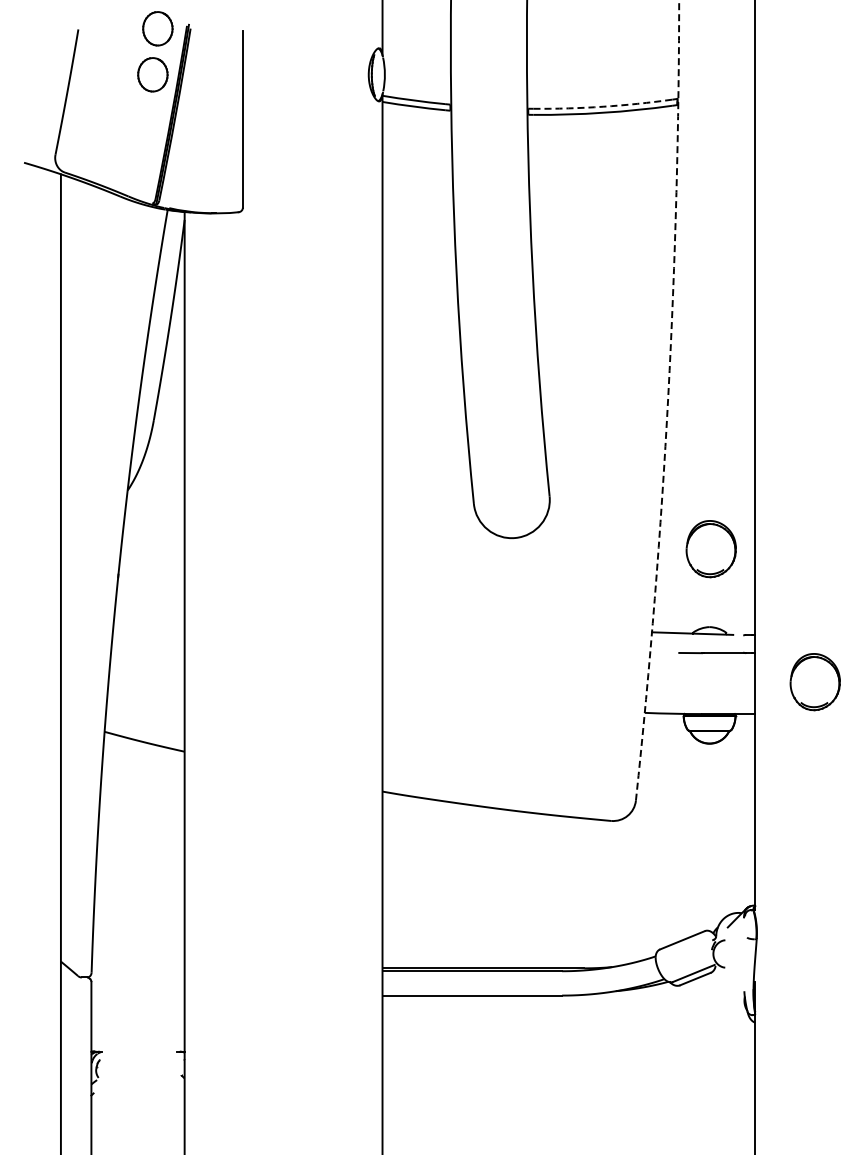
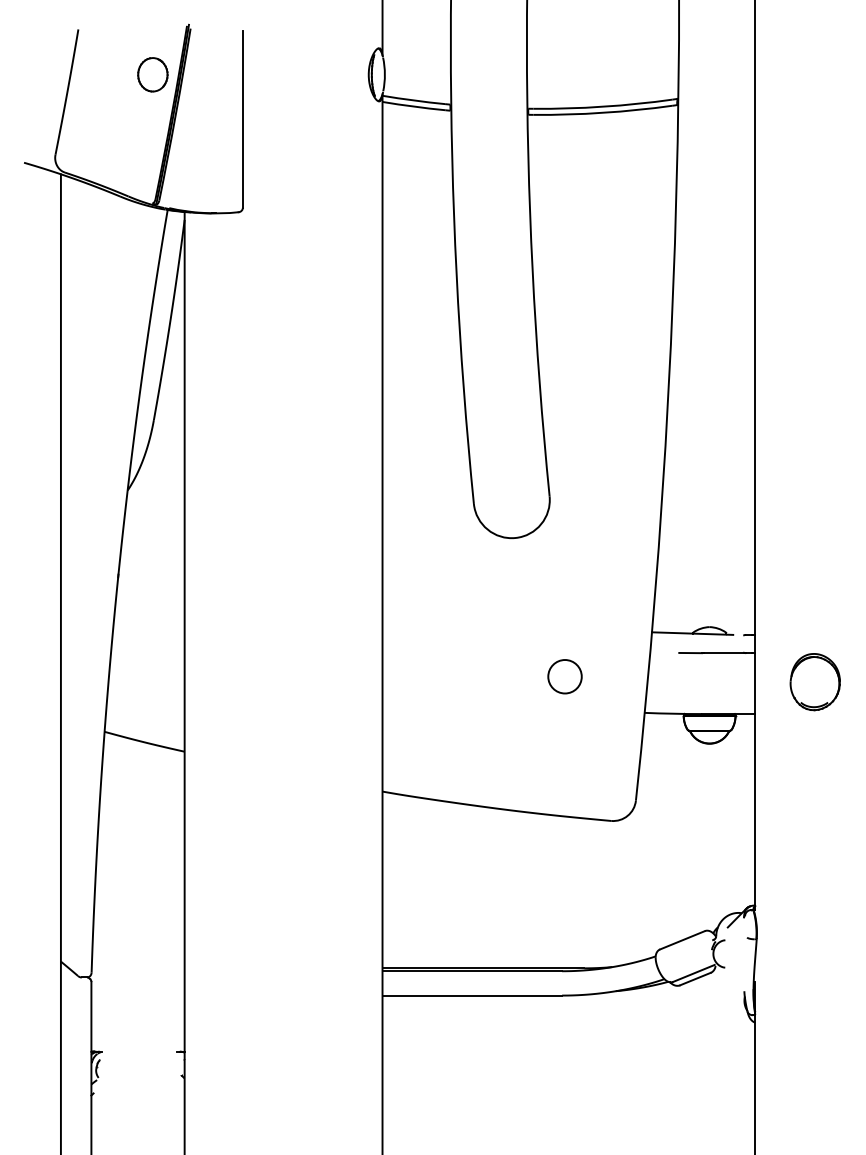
part: present -> none (157, 28)
arc: dashed -> solid (603, 106)
arc: dashed -> solid (668, 400)
part: present -> none (710, 549)
circle: none -> present (564, 676)
